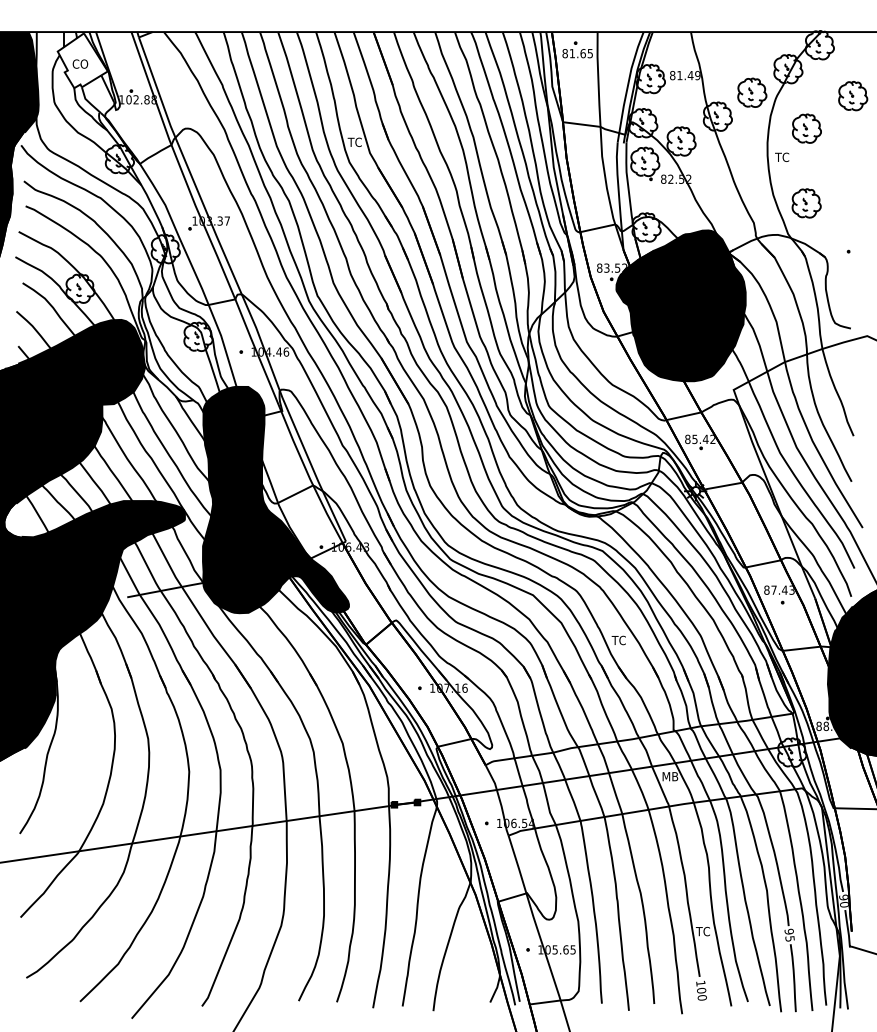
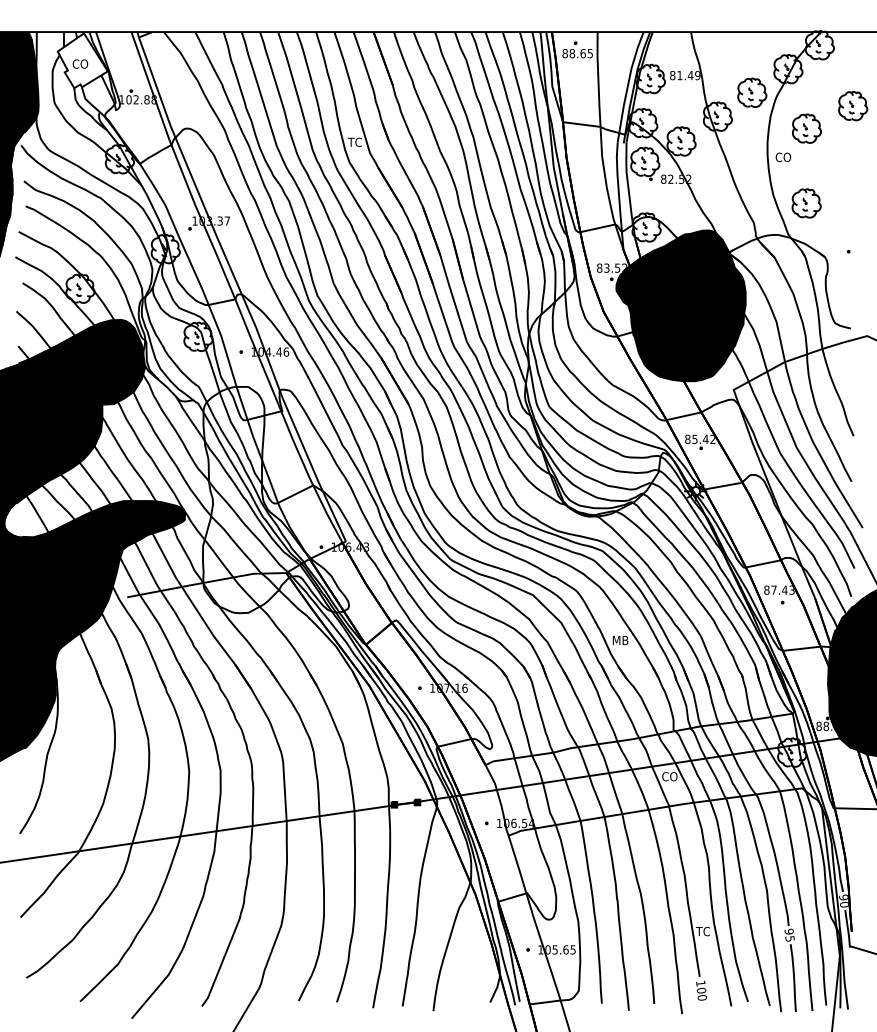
text: 81.65 -> 88.65 (572, 53)
part position: (853, 96) -> (853, 106) (853, 106)
text: TC -> CO (783, 157)
fill: present -> none (275, 499)
text: TC -> MB (619, 640)
text: MB -> CO (670, 776)
